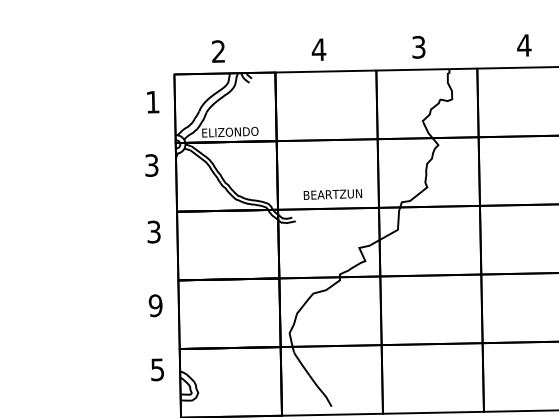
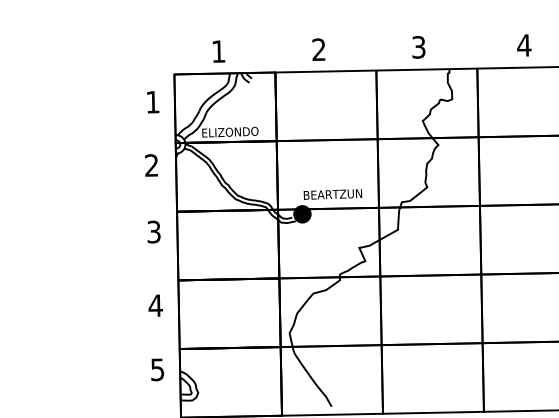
text: 4 -> 2 (318, 49)
text: 2 -> 1 (218, 51)
text: 3 -> 2 (151, 165)
fill: none -> present (302, 214)
text: 9 -> 4 (155, 305)
